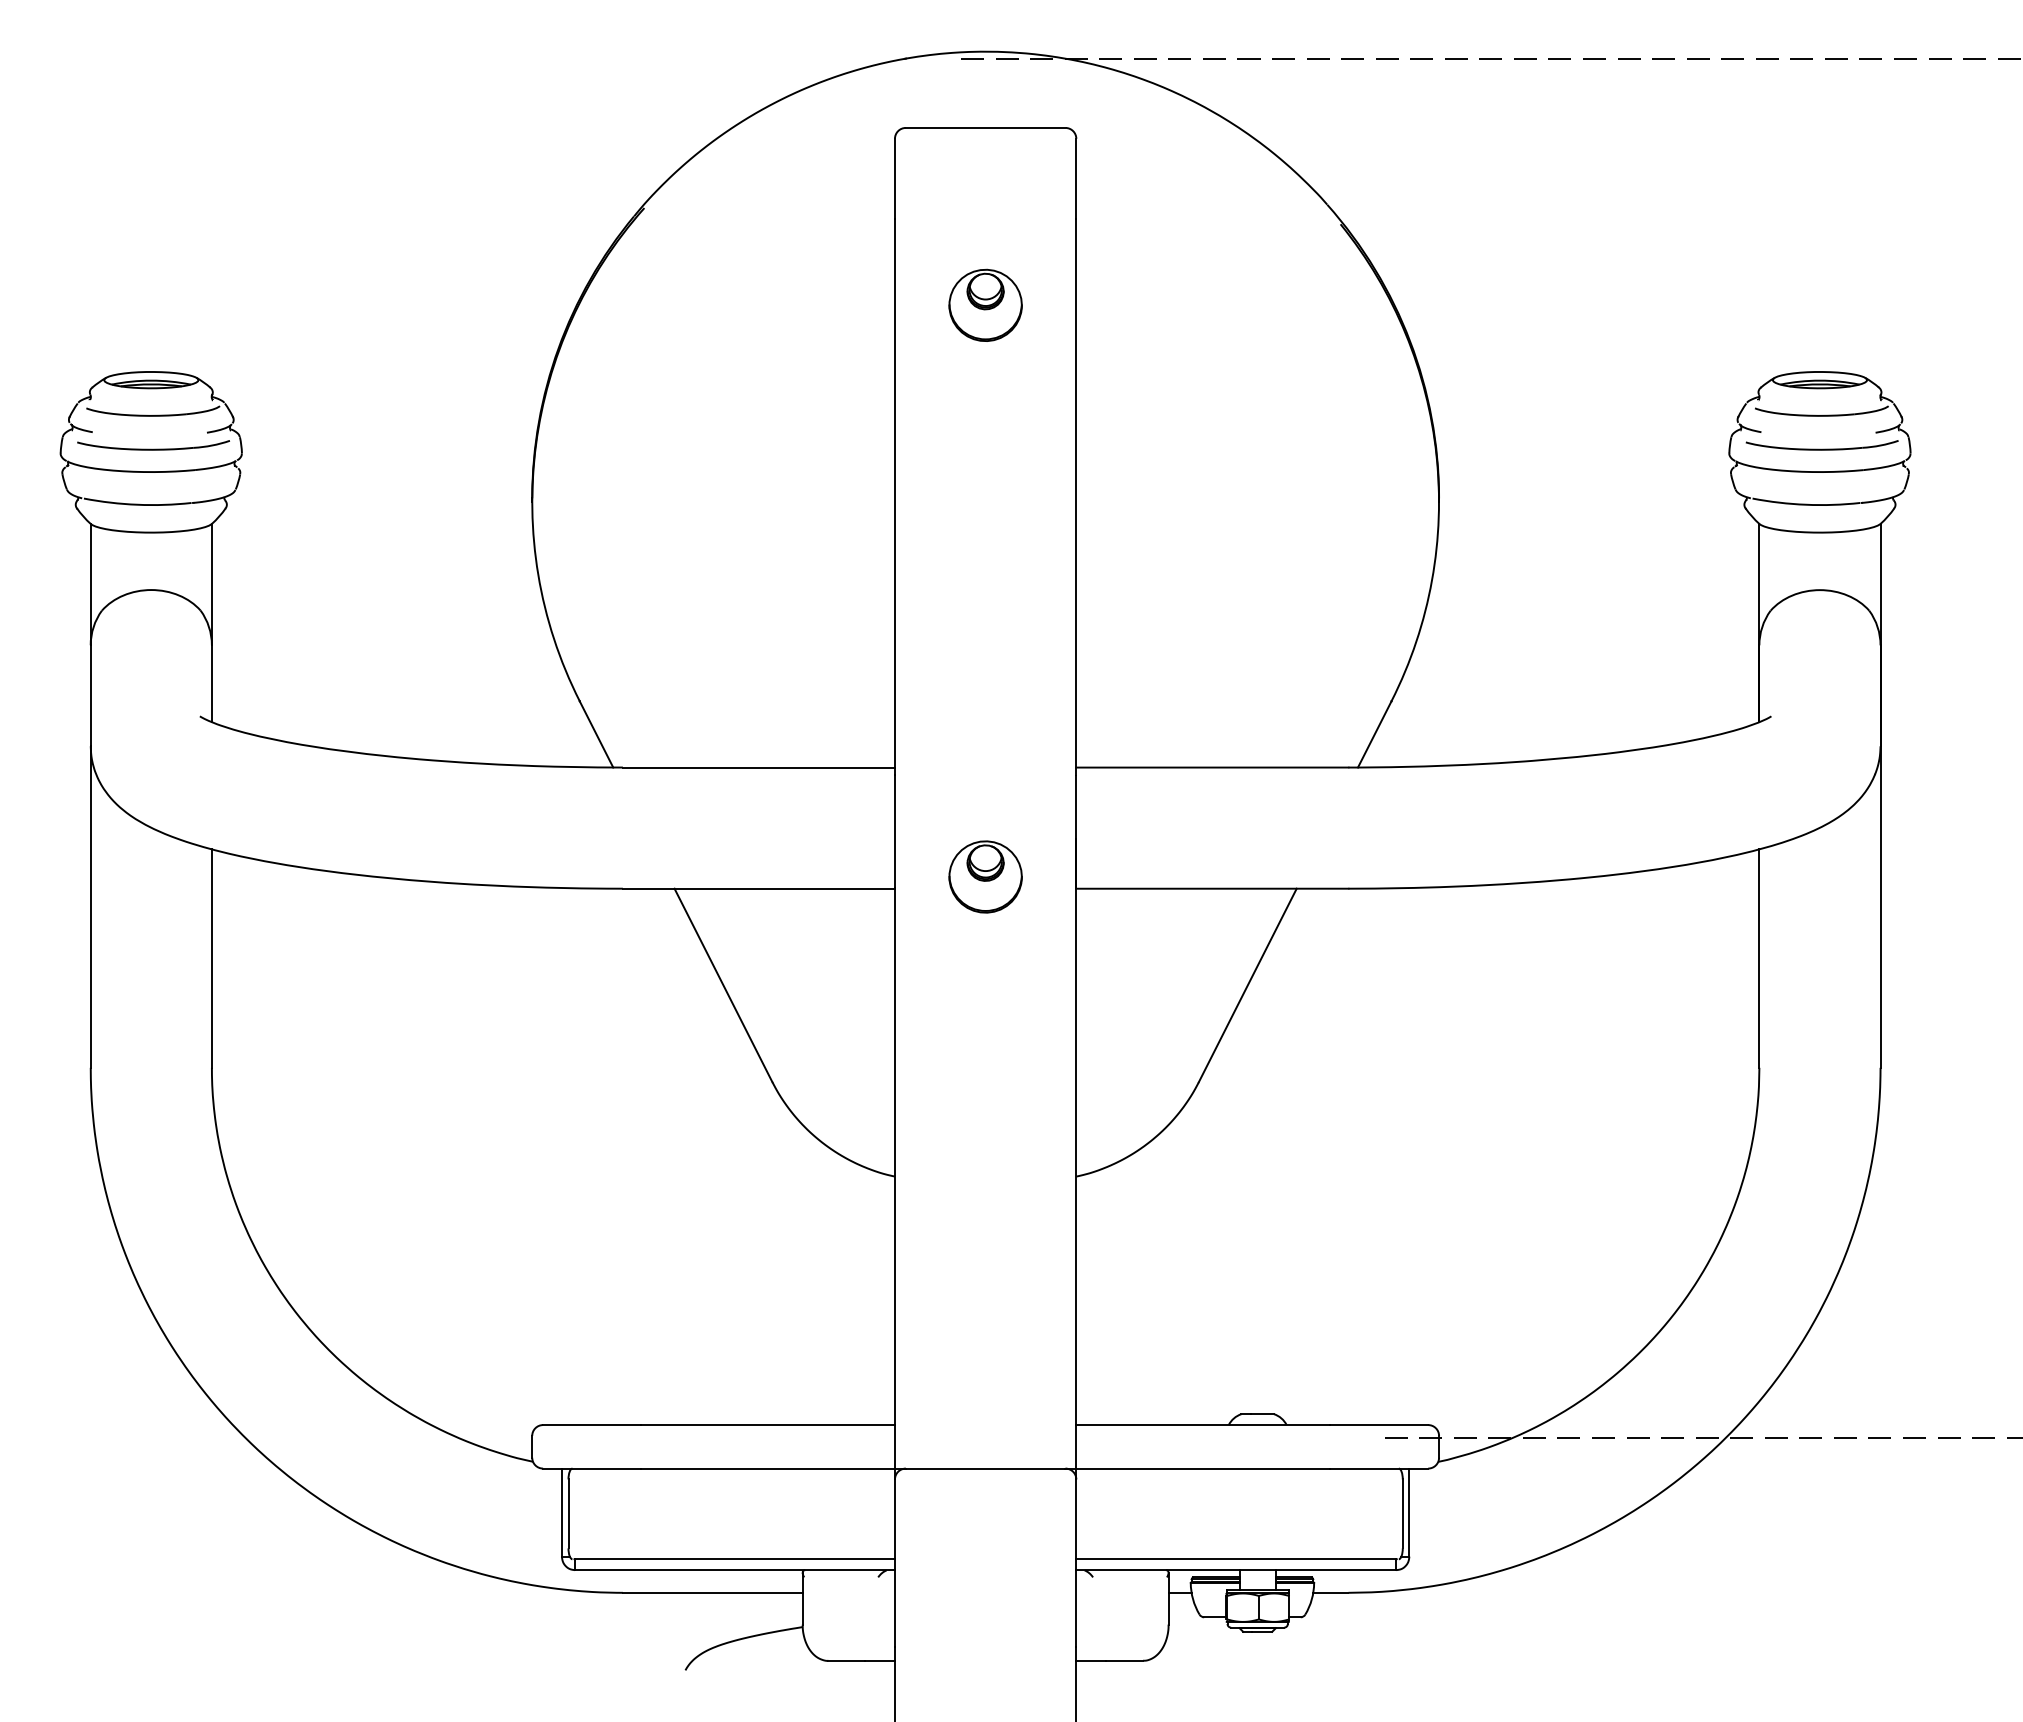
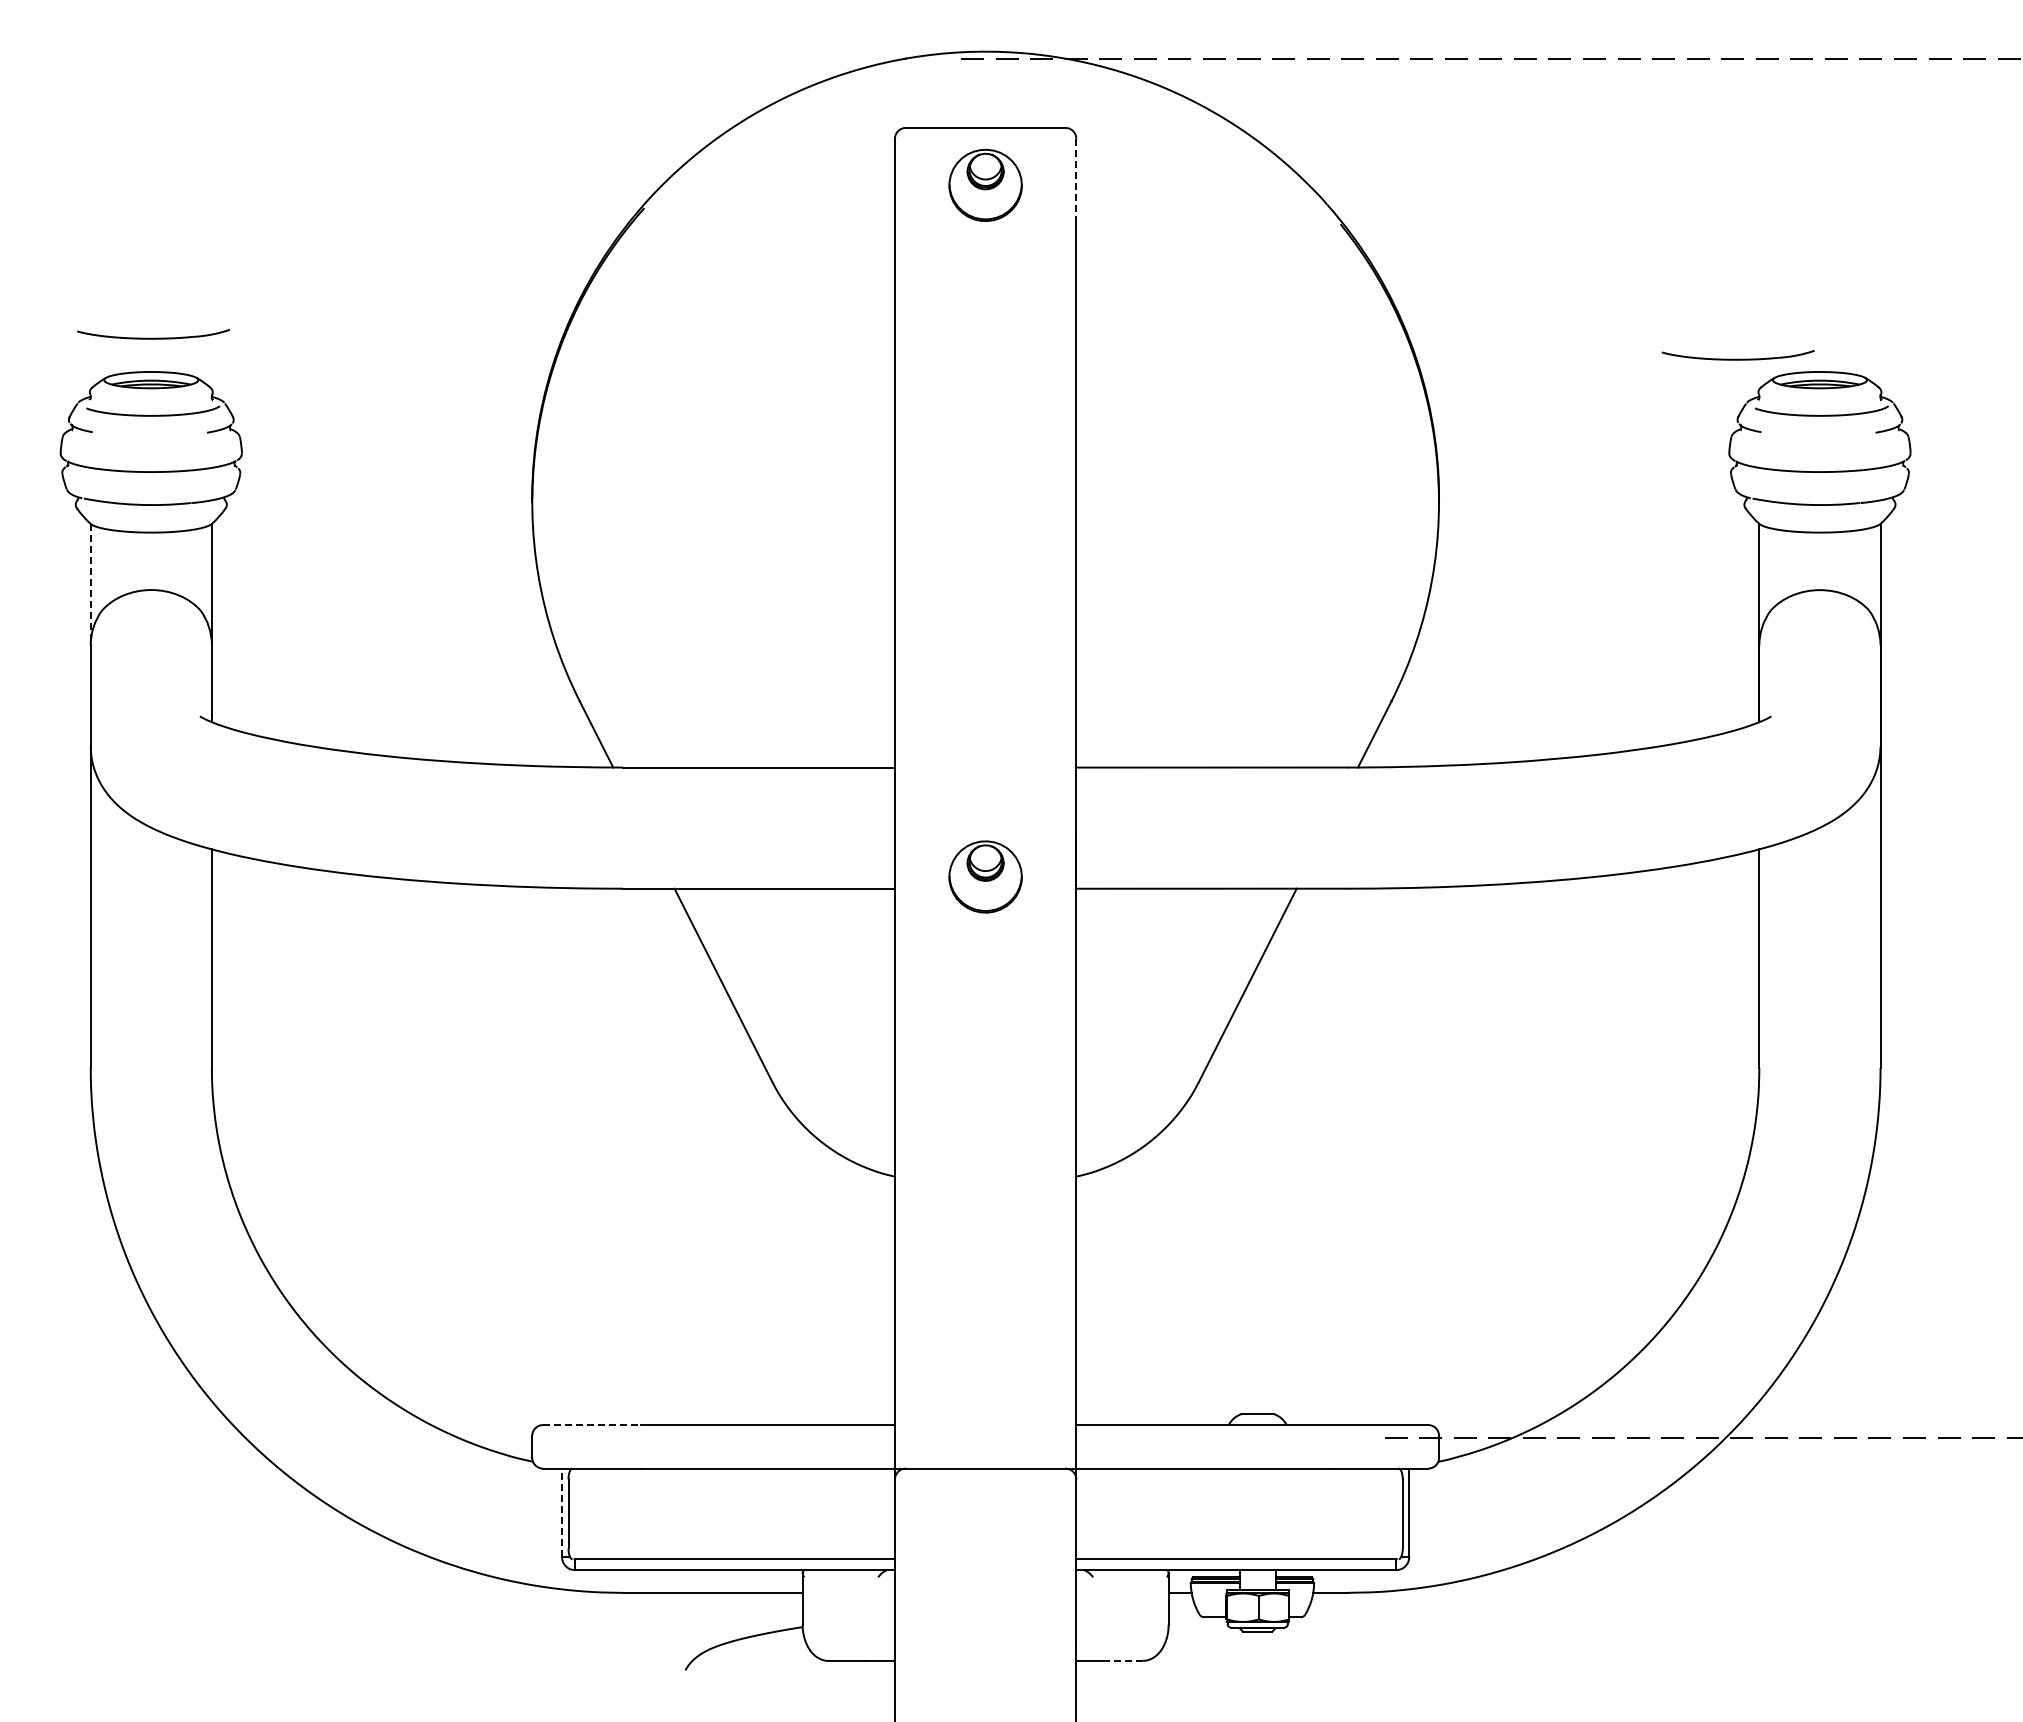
line: solid -> dashed (1076, 178)
part position: (985, 304) -> (985, 184) (985, 184)
part position: (153, 445) -> (153, 334) (153, 334)
part position: (1821, 445) -> (1737, 355) (1737, 355)
line: solid -> dashed (90, 584)
line: solid -> dashed (592, 1425)
line: solid -> dashed (561, 1512)
line: solid -> dashed (1123, 1660)
